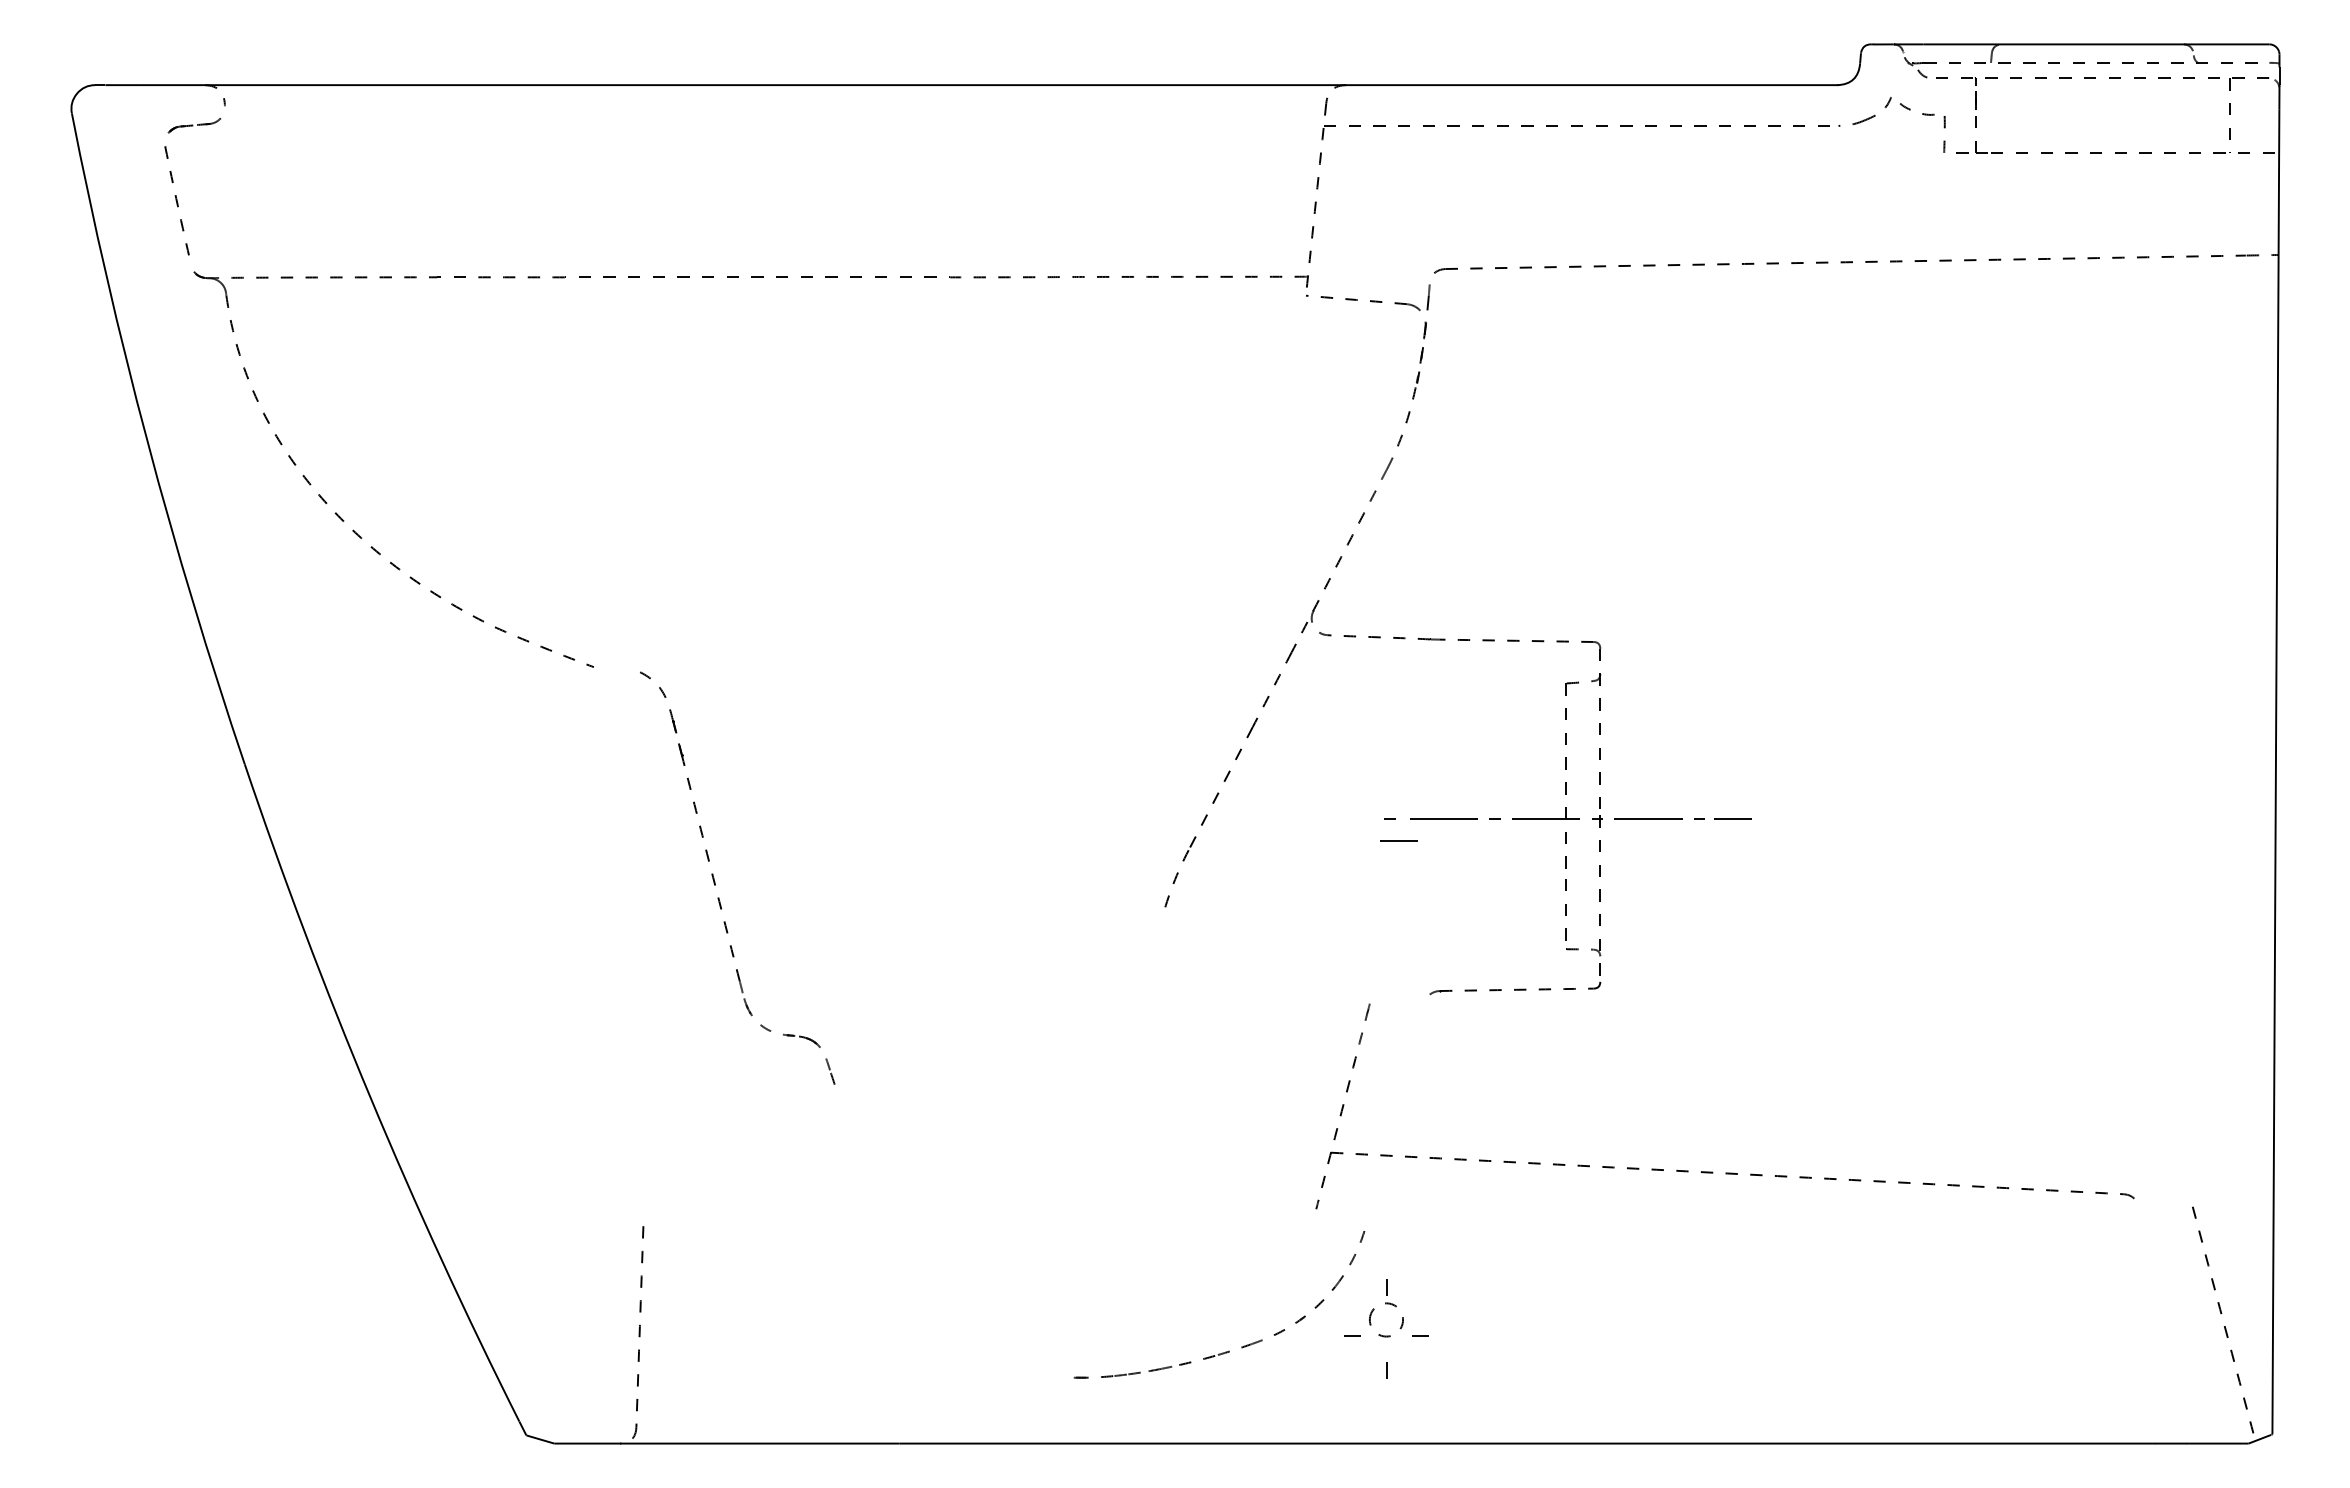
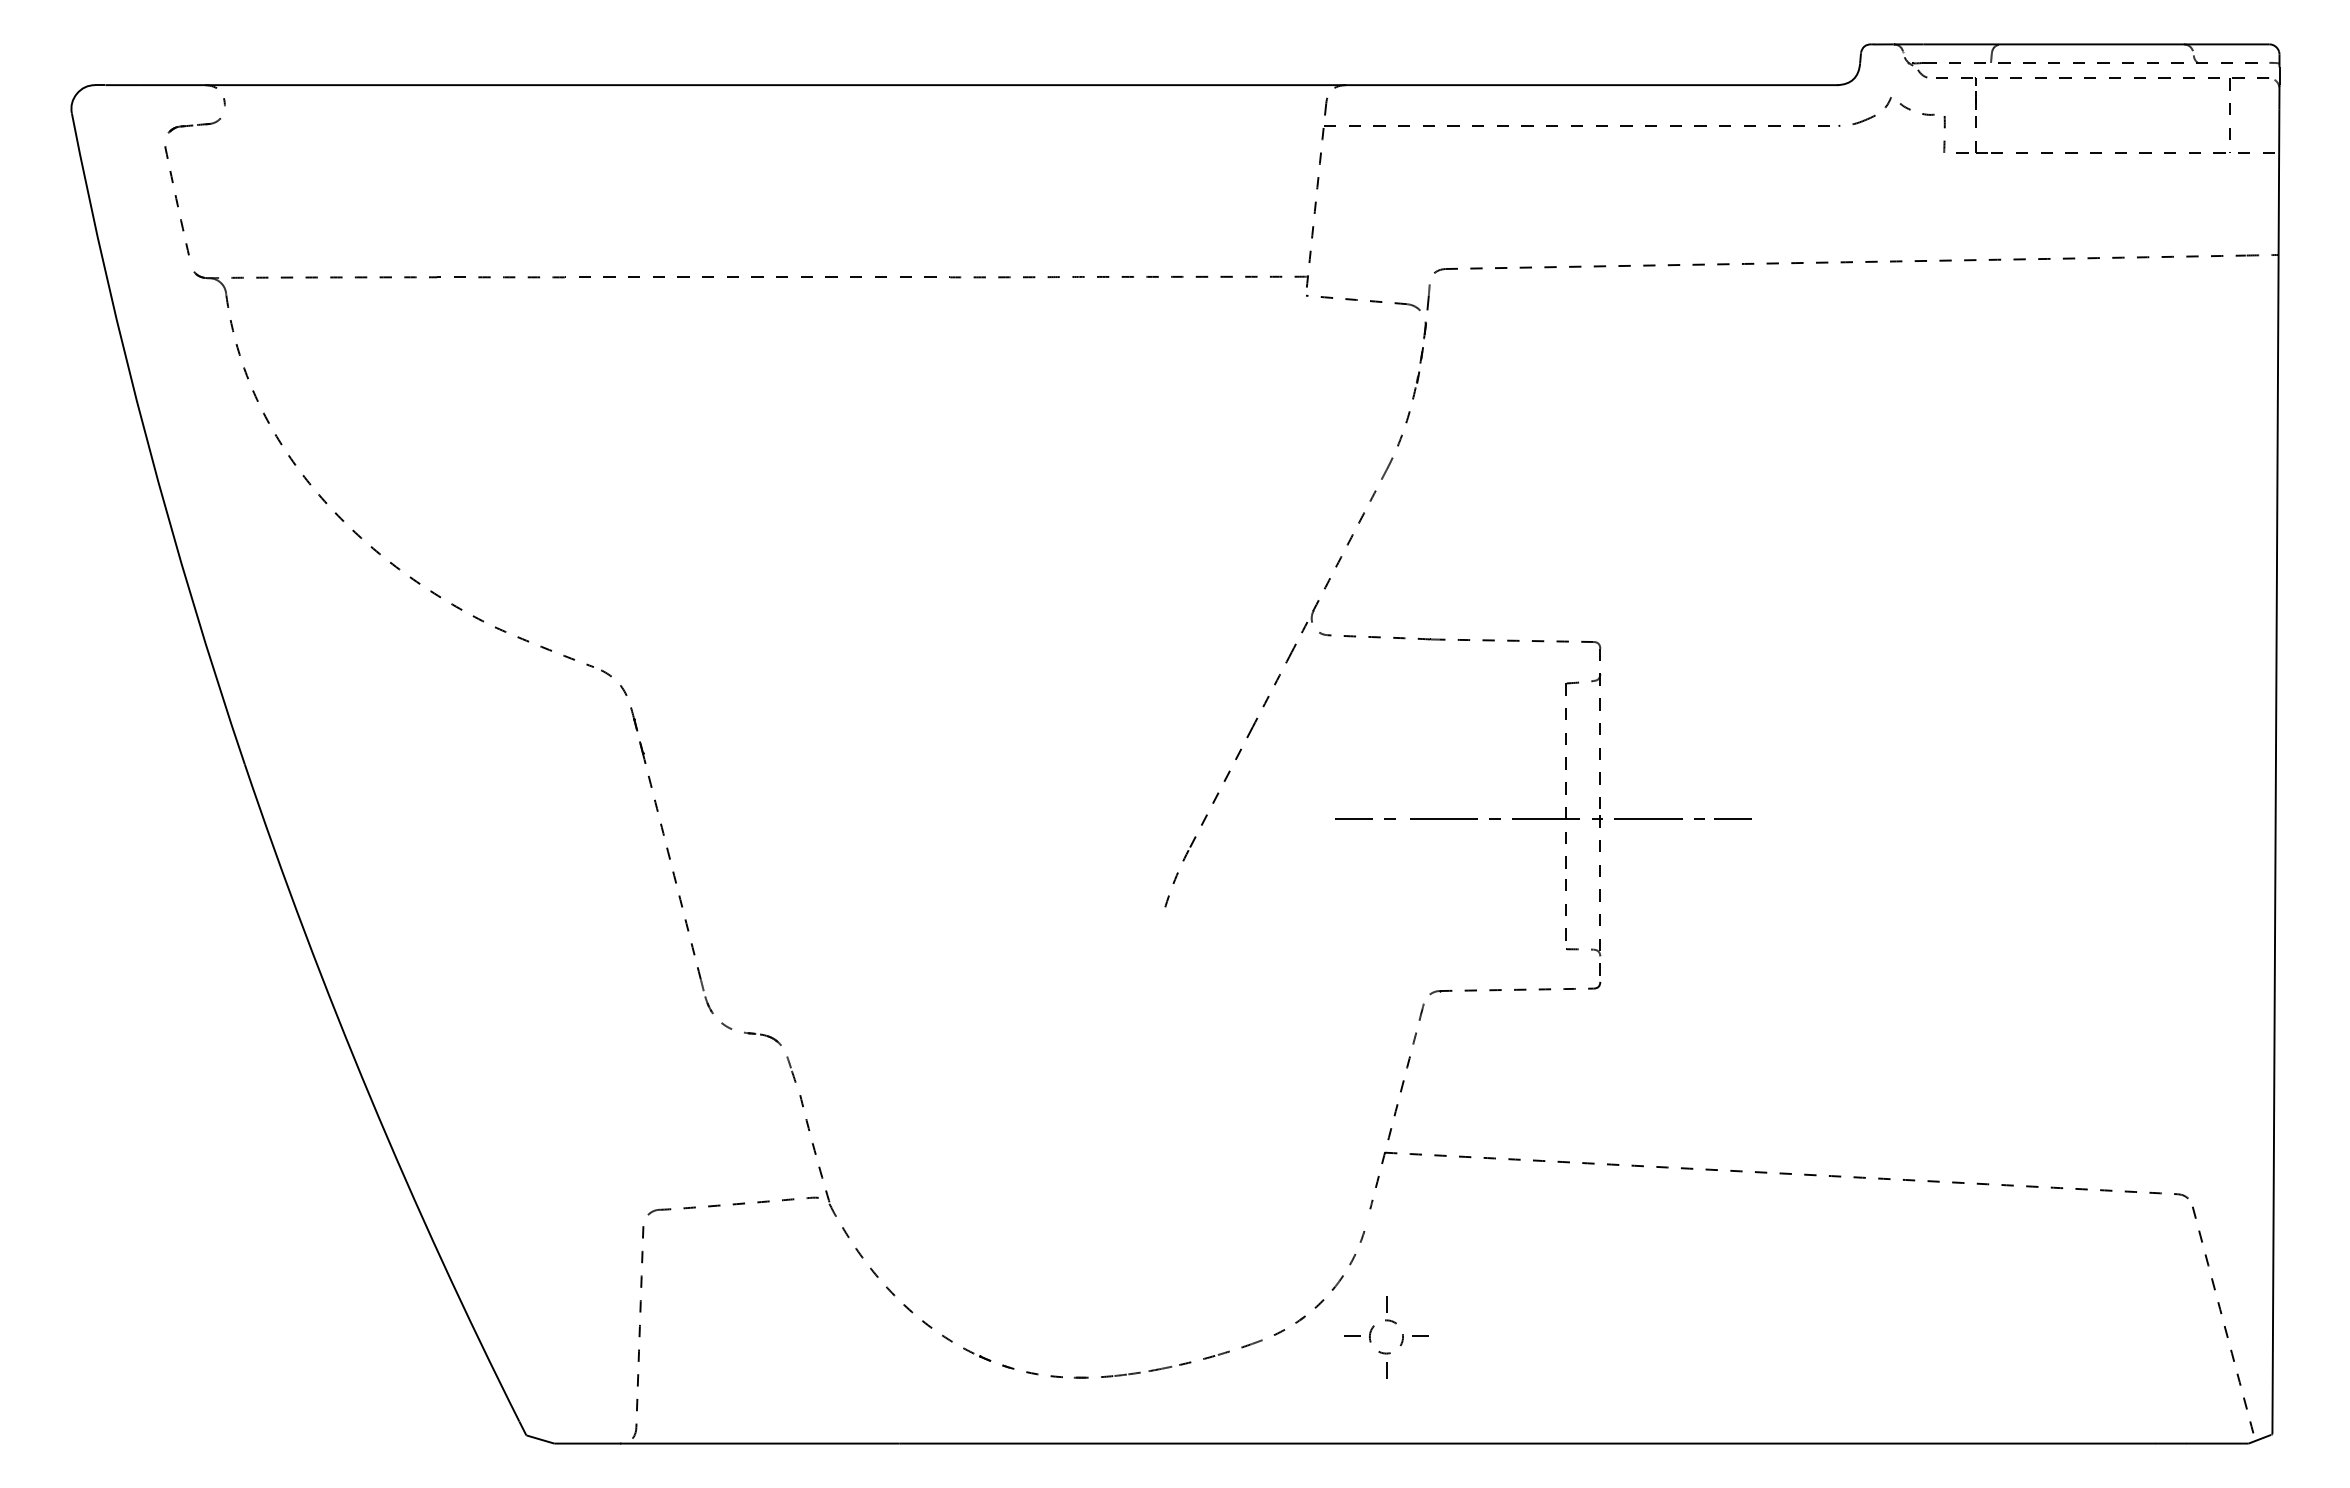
line position: (1398, 840) -> (1353, 818) (1353, 818)
part position: (715, 881) -> (676, 879) (676, 879)
part position: (1725, 1172) -> (1779, 1172) (1779, 1172)
part: none -> present (854, 1236)
part position: (1386, 1308) -> (1386, 1325) (1386, 1325)
